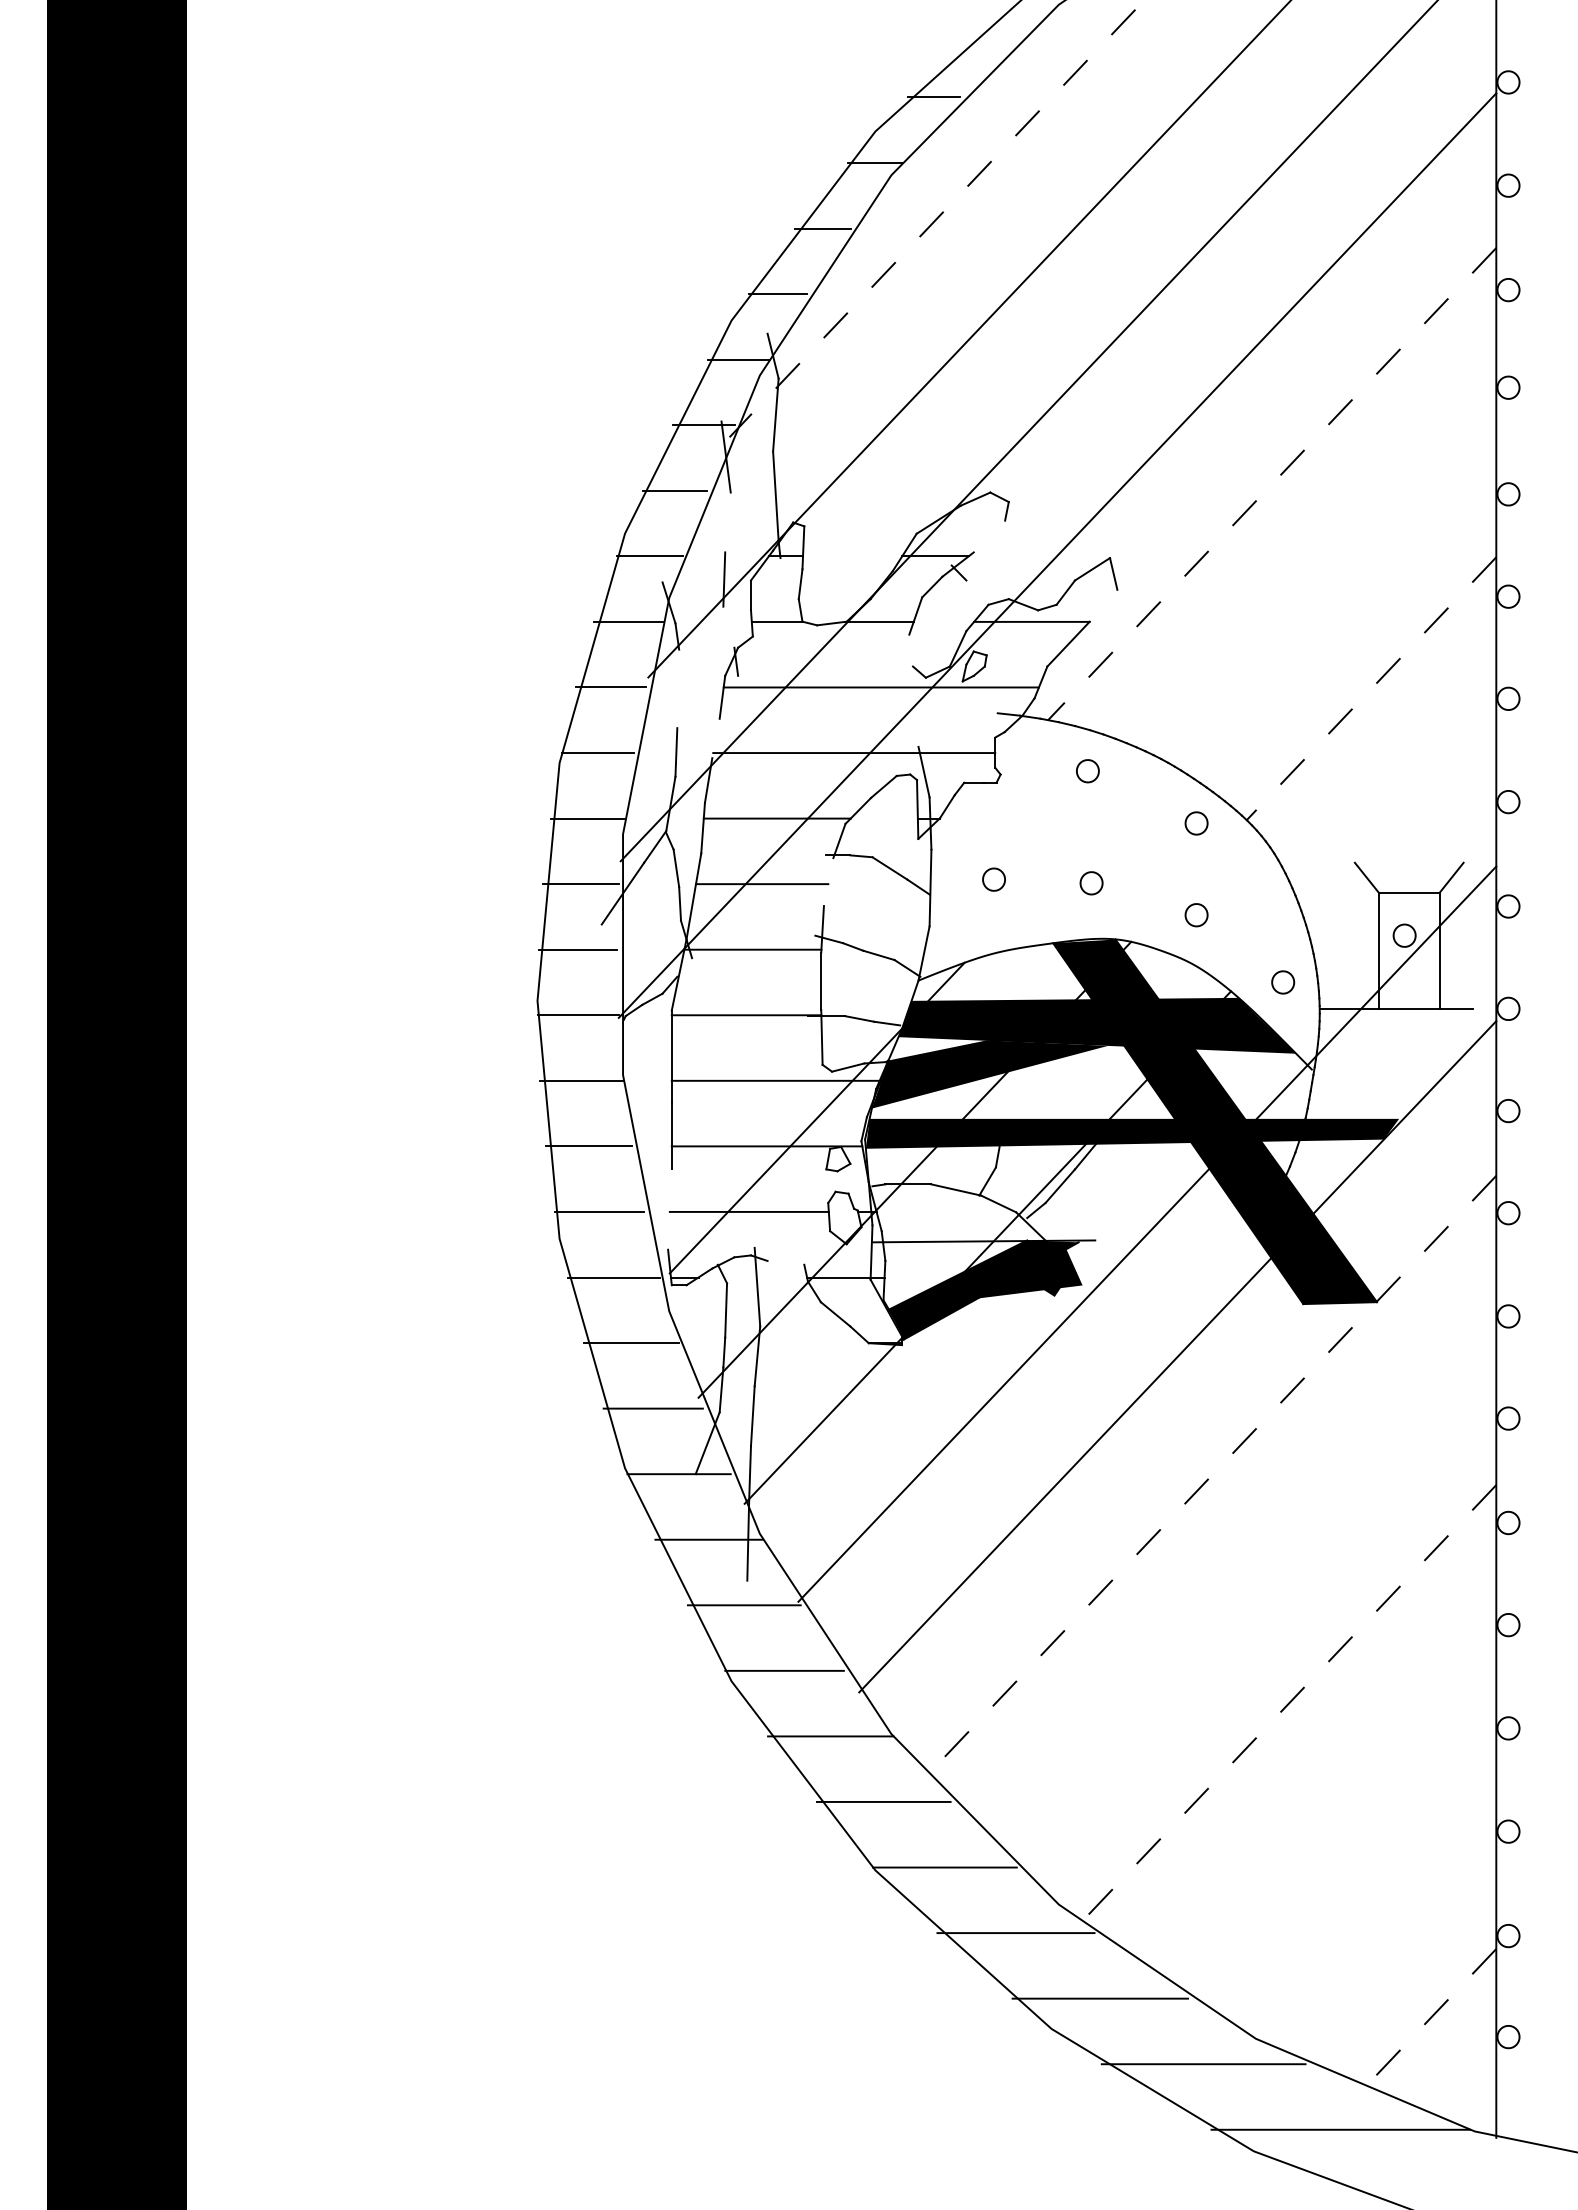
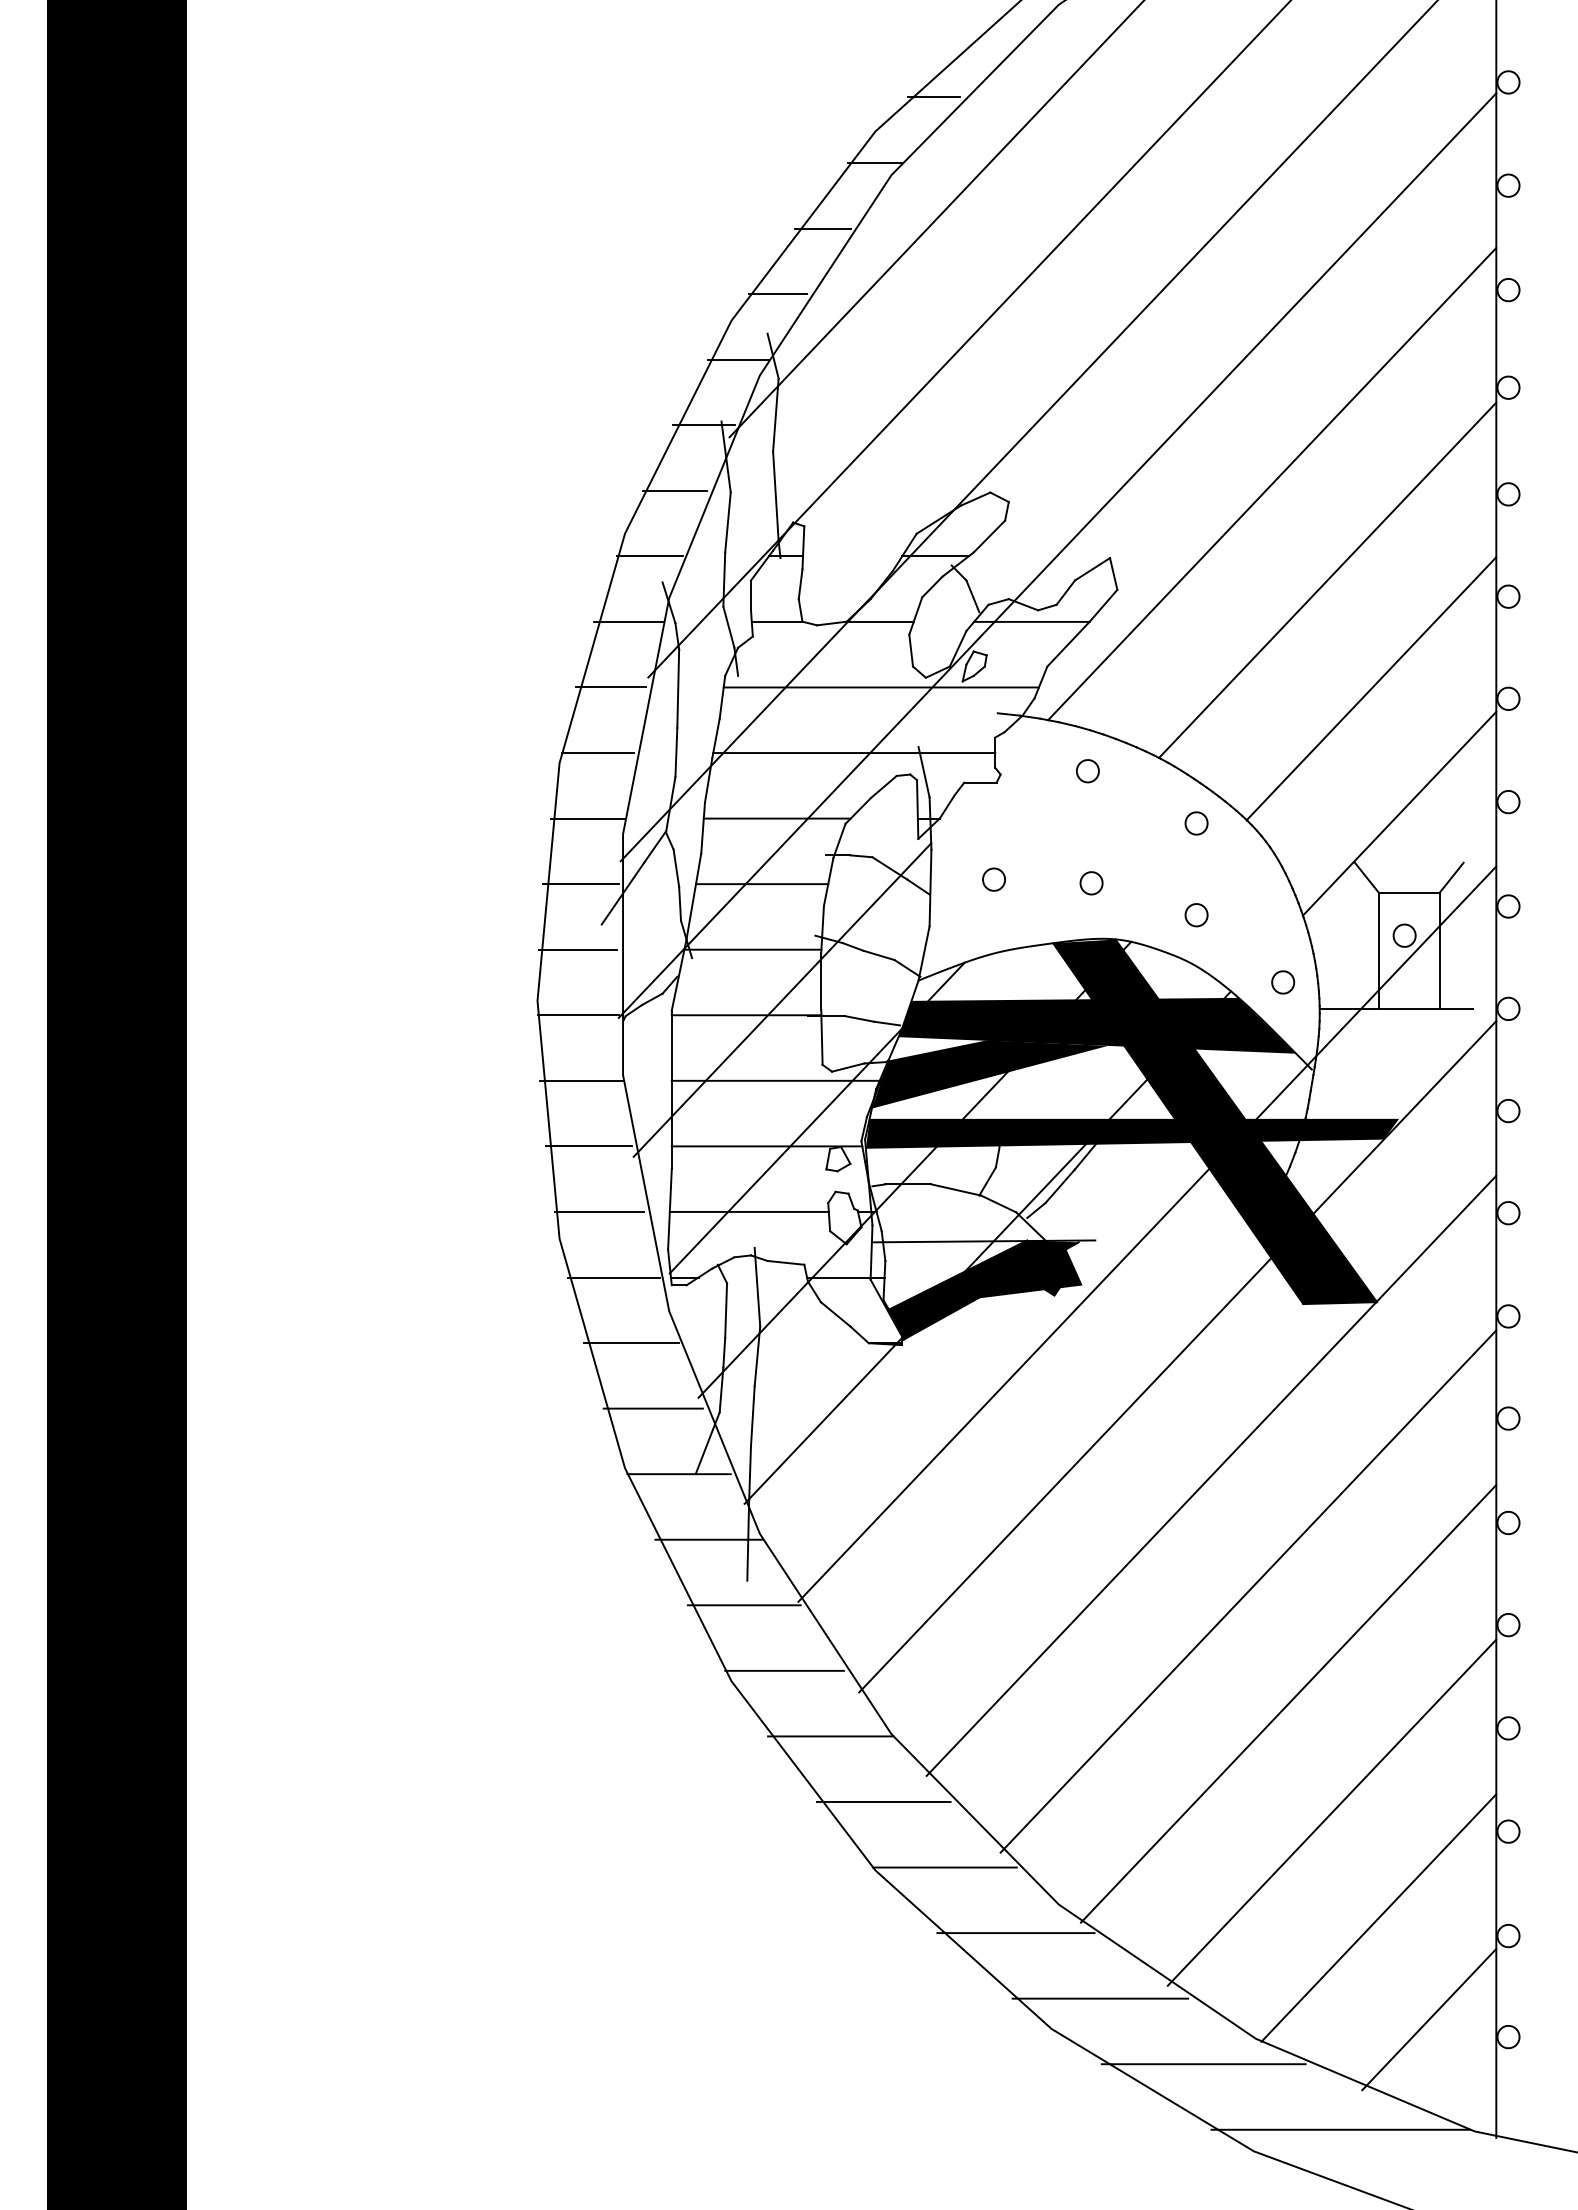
line: dashed -> solid (936, 219)
line: dashed -> solid (1272, 484)
line: none -> present (727, 522)
line: none -> present (989, 536)
line: none -> present (1327, 579)
line: none -> present (972, 596)
line: none -> present (1103, 605)
line: none -> present (728, 626)
line: none -> present (911, 650)
line: none -> present (678, 688)
line: dashed -> solid (1371, 689)
line: none -> present (715, 738)
line: none -> present (1399, 813)
line: none -> present (828, 882)
line: none -> present (782, 999)
line: none -> present (669, 1209)
line: none -> present (785, 1262)
line: dashed -> solid (1211, 1475)
line: none -> present (1248, 1591)
line: dashed -> solid (1288, 1703)
line: none -> present (1331, 1812)
line: none -> present (1378, 1917)
line: dashed -> solid (1428, 2019)
